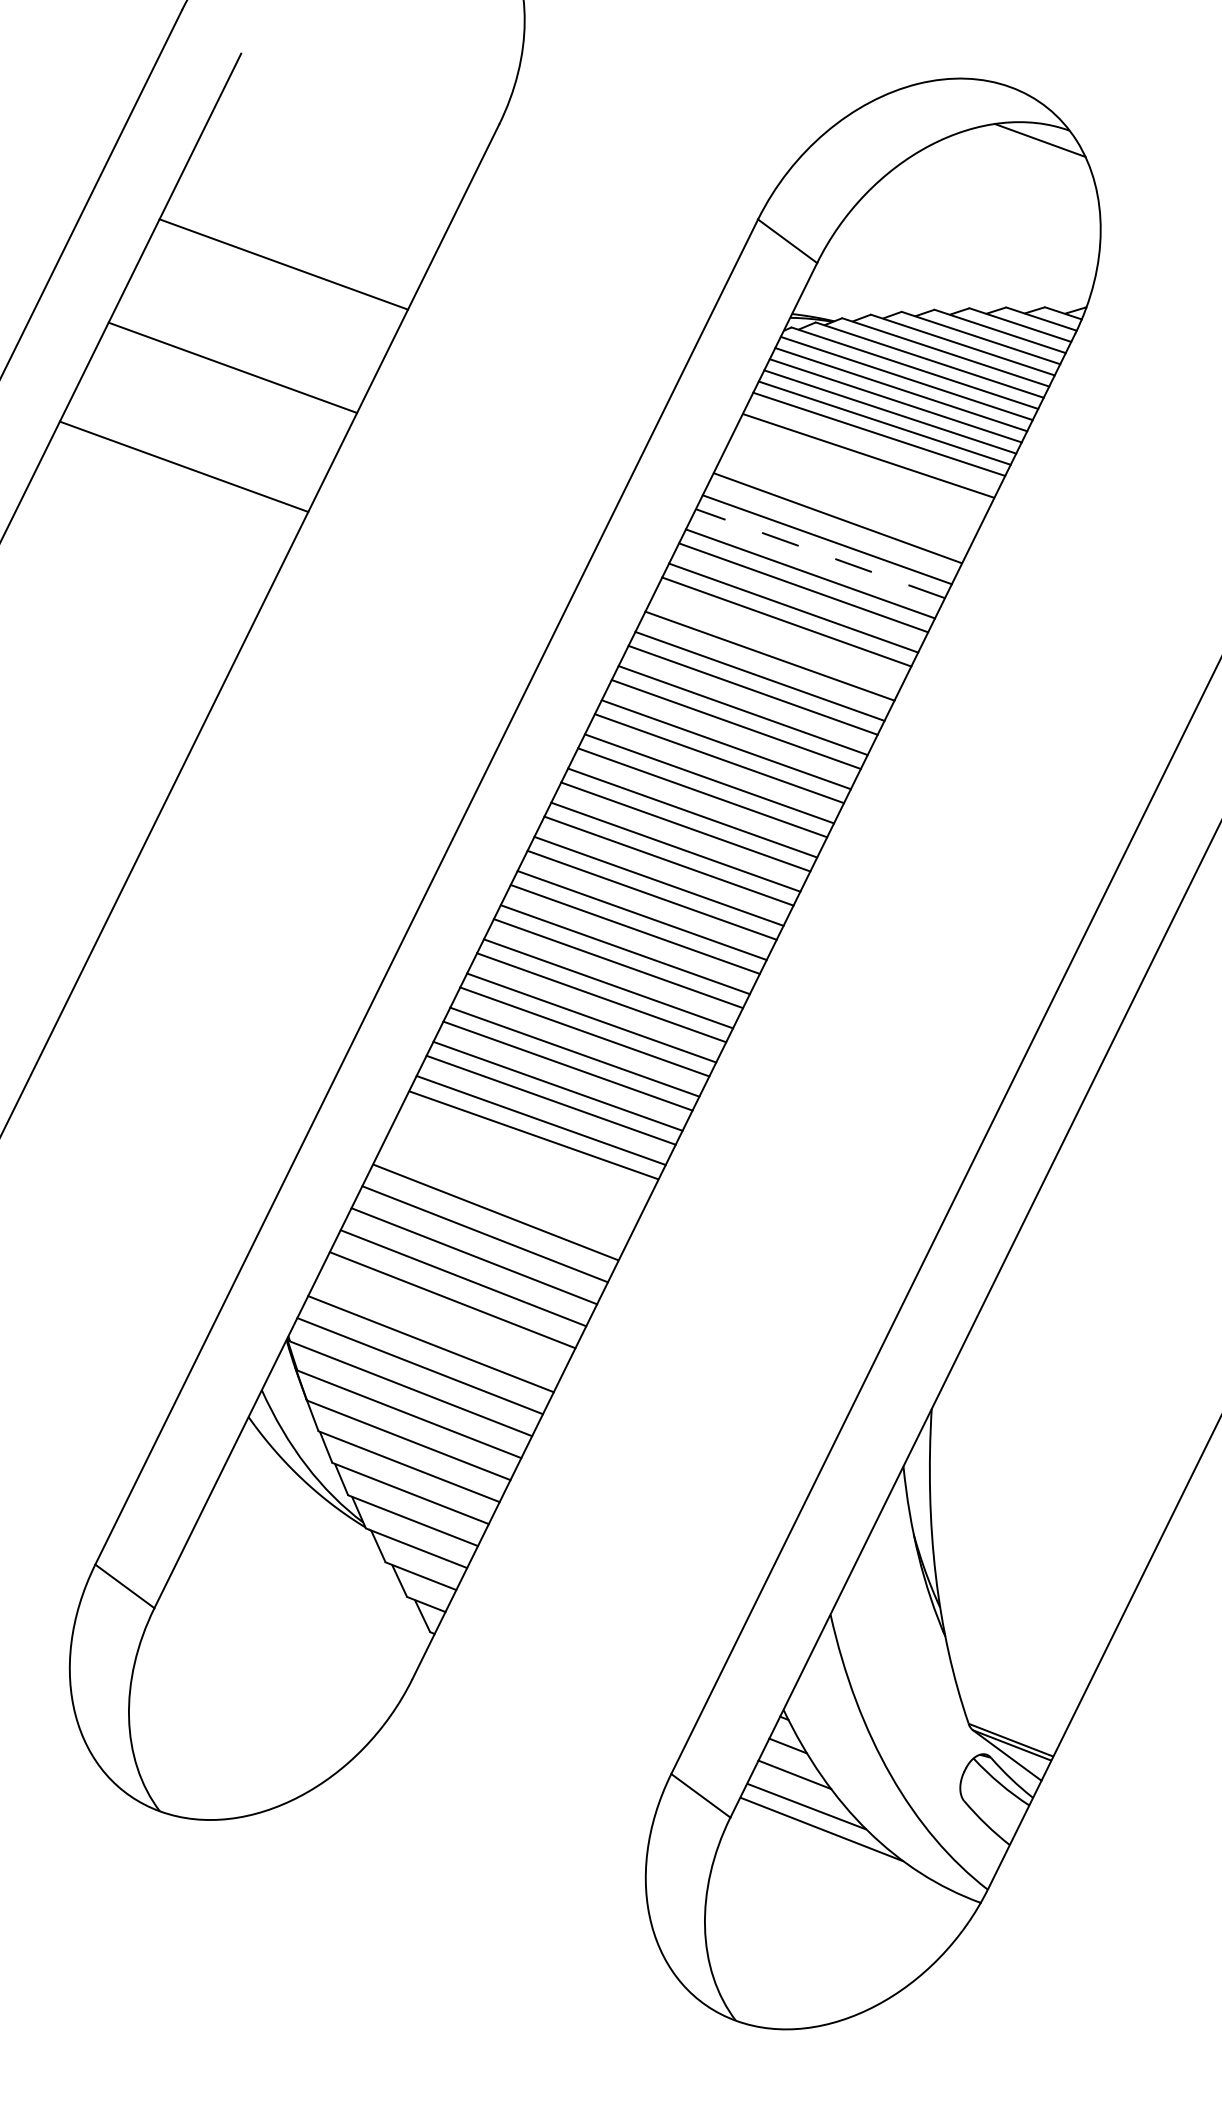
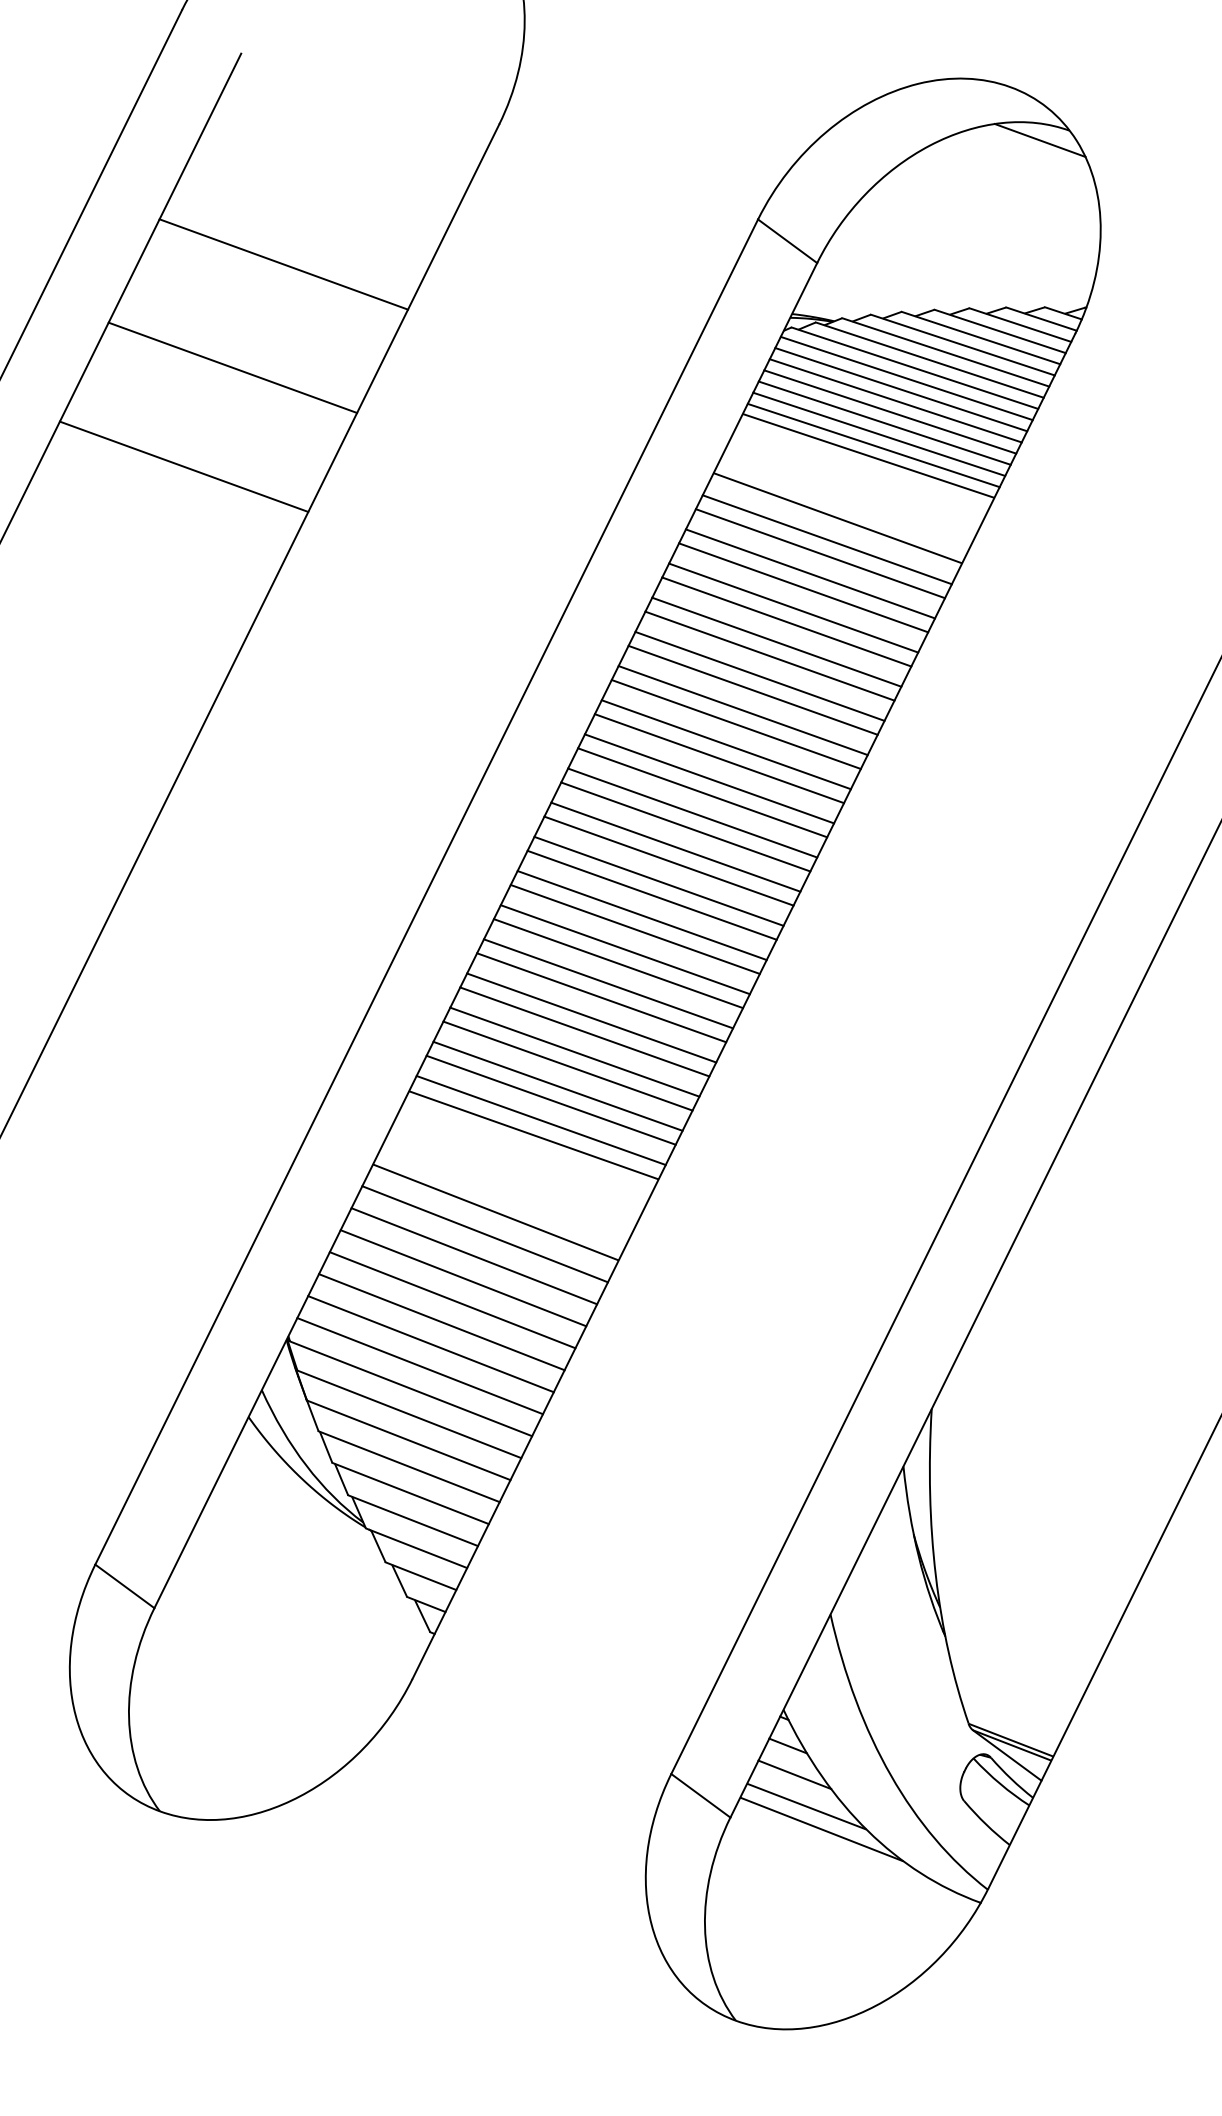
line: none -> present (873, 445)
line: dashed -> solid (820, 553)
line: none -> present (776, 641)
line: none -> present (441, 1322)
